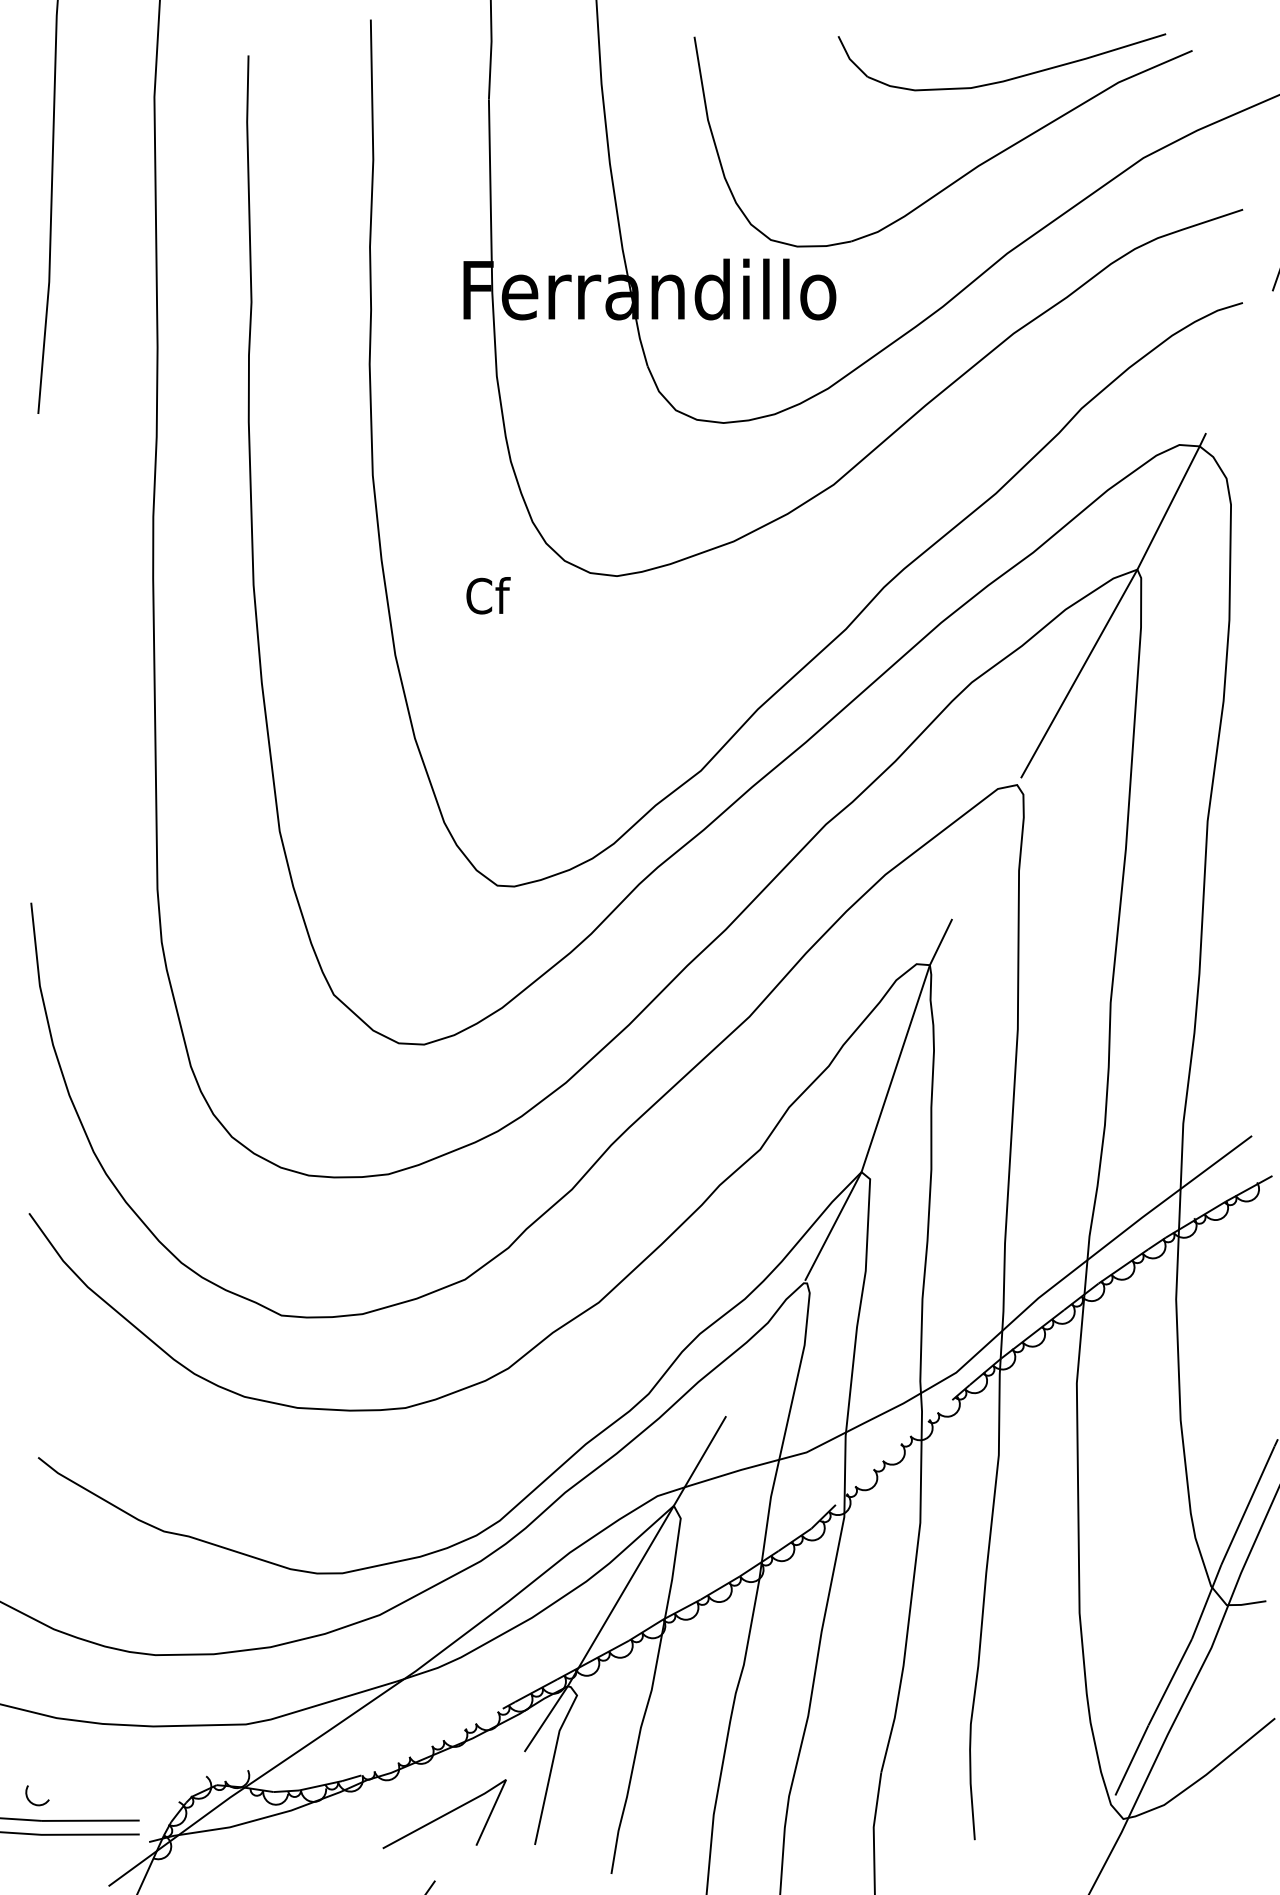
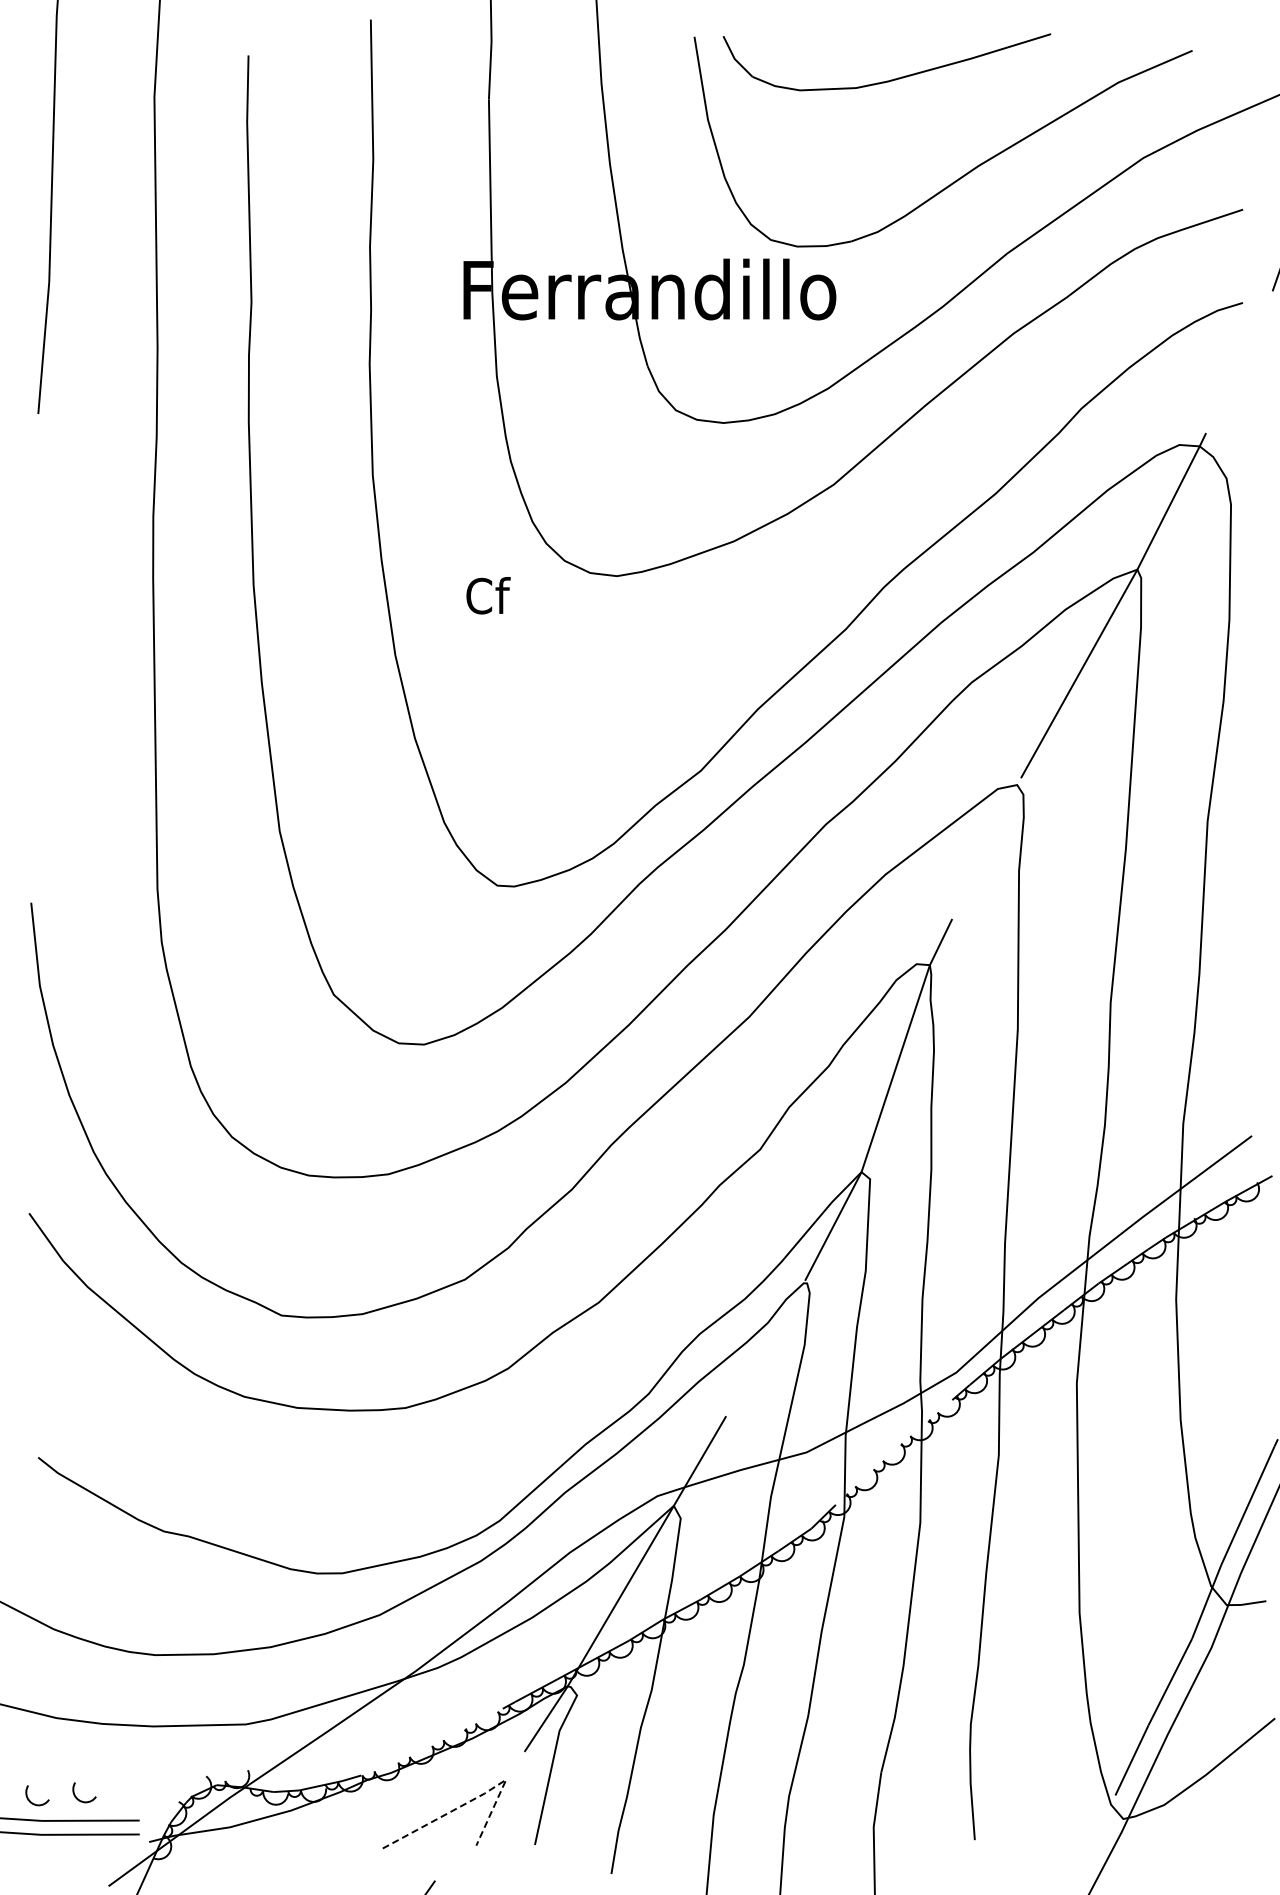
part position: (1005, 79) -> (890, 79) (890, 79)
line: solid -> dashed (478, 1796)
arc: none -> present (82, 1800)
